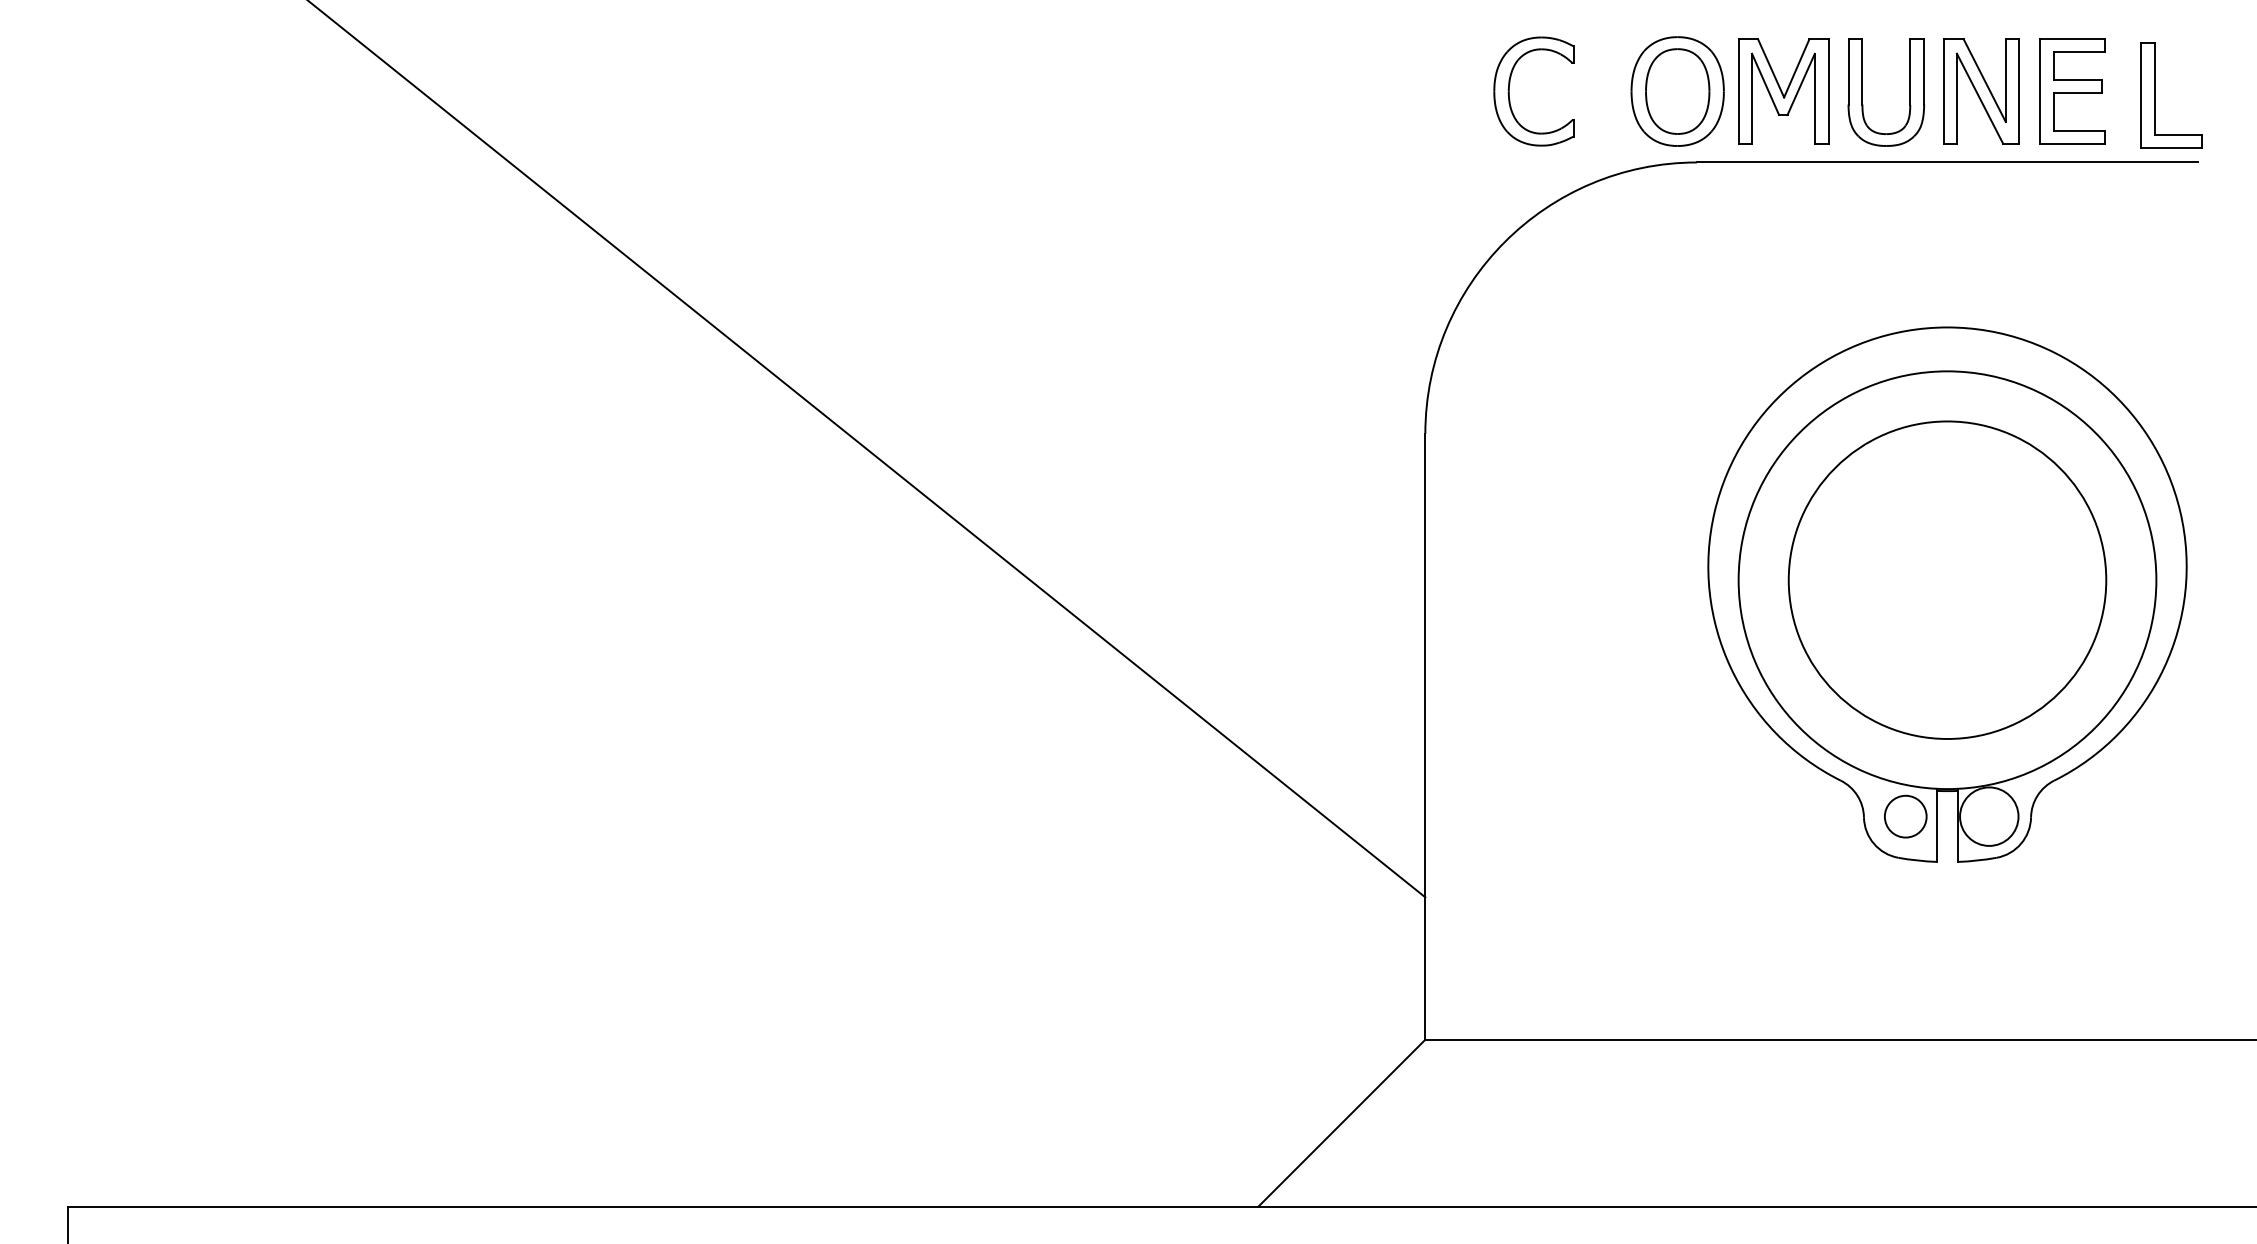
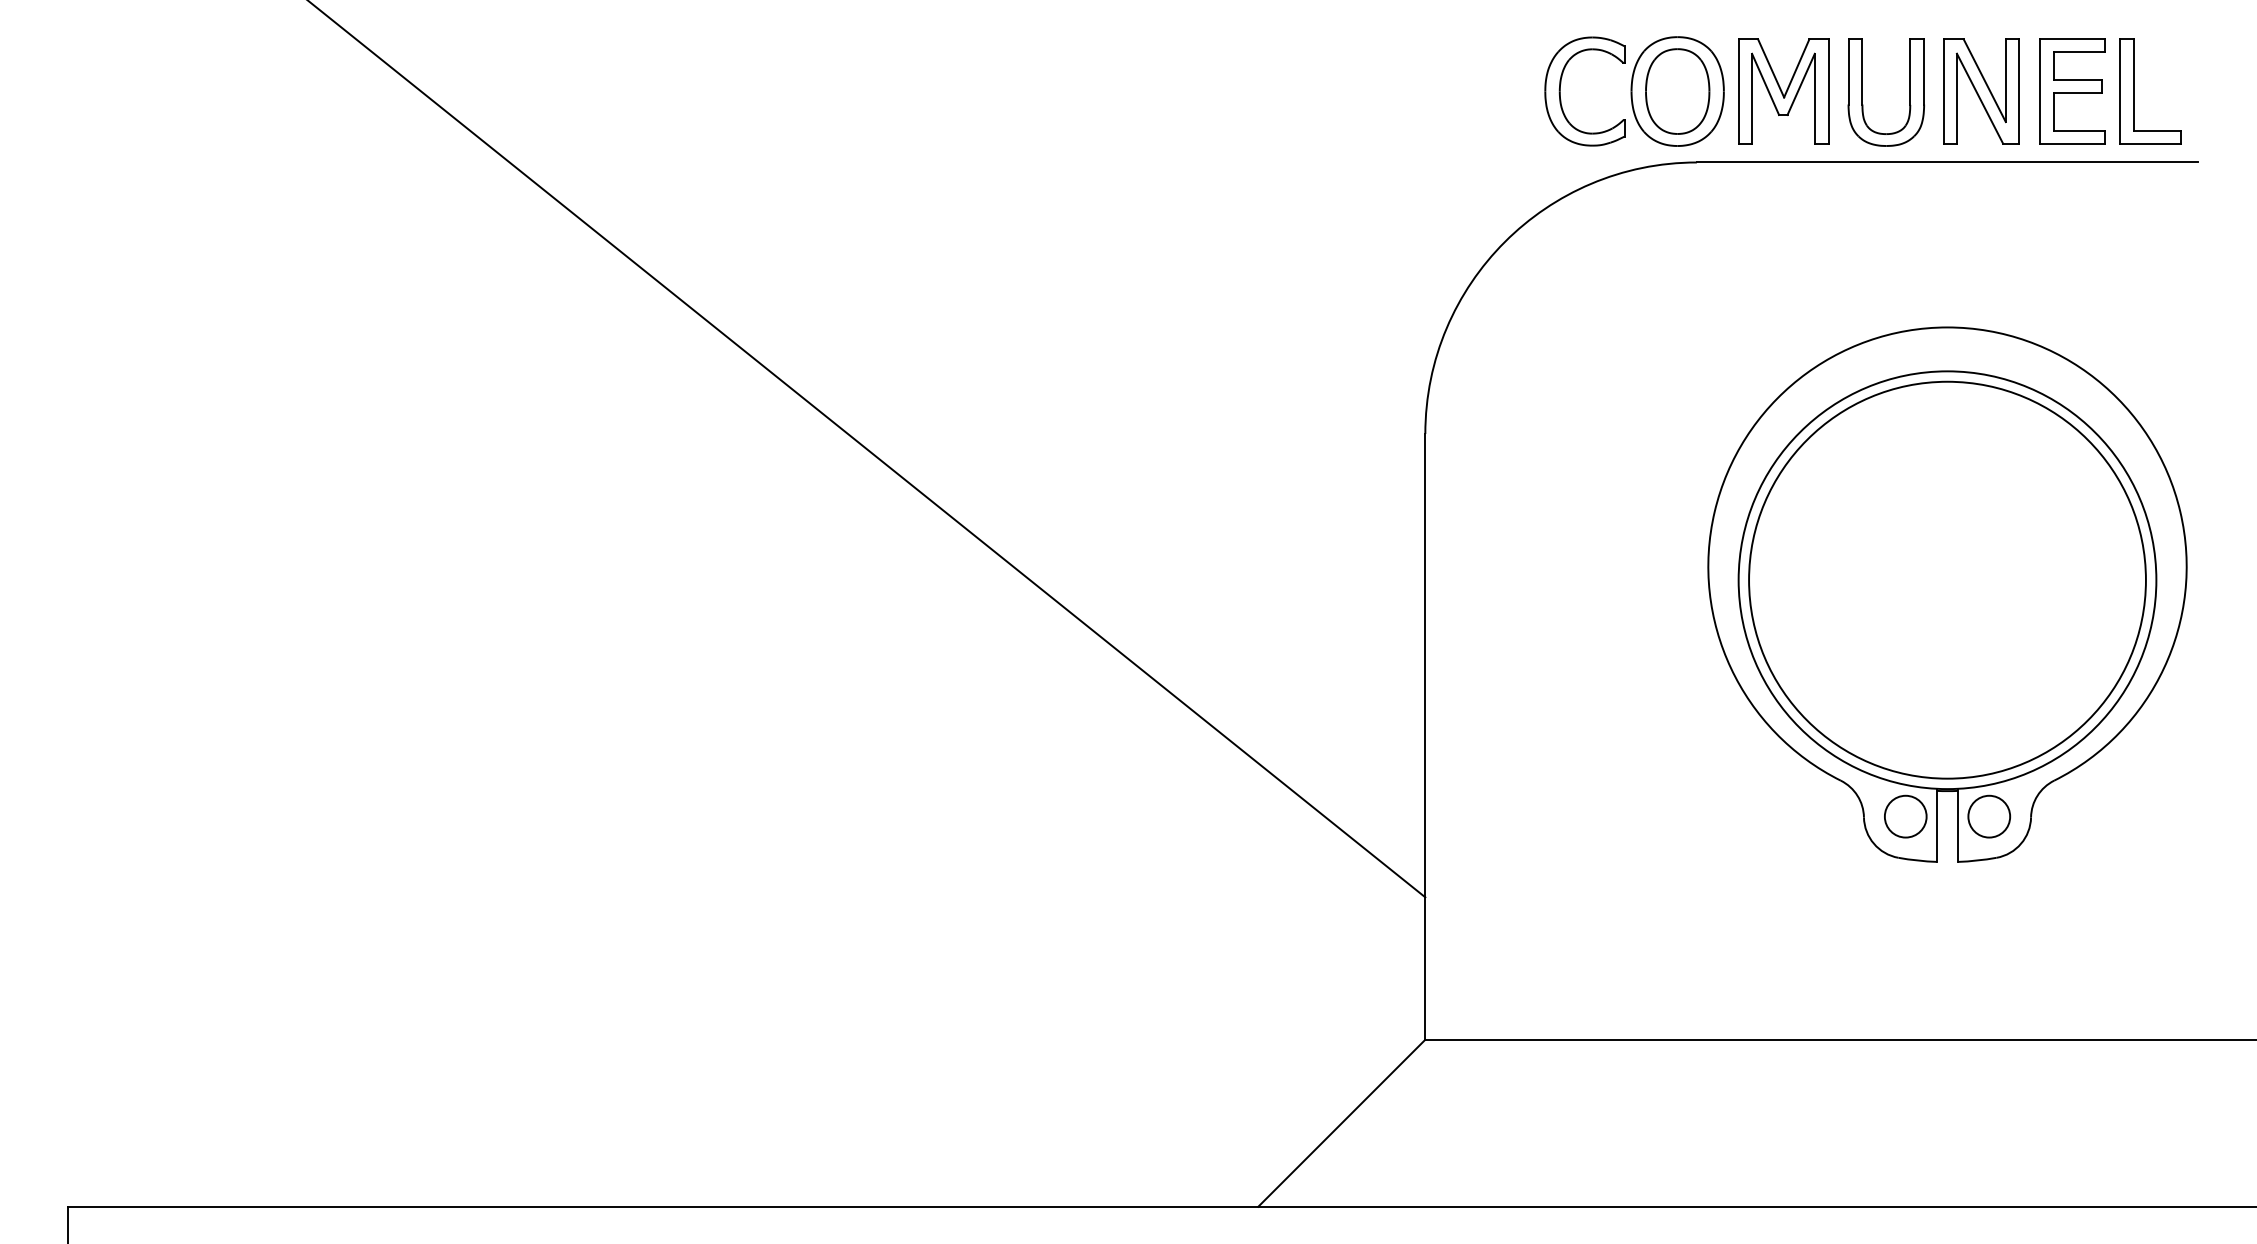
part position: (1509, 91) -> (1560, 91) (1560, 91)
part position: (2155, 95) -> (2134, 91) (2134, 91)
circle diameter: 318 px -> 397 px (1947, 579)
circle diameter: 58 px -> 42 px (1989, 816)
